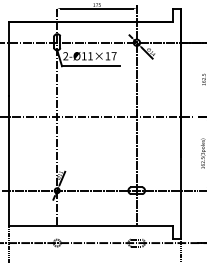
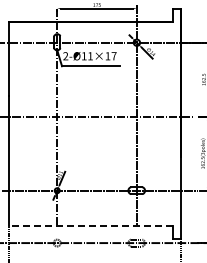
line: solid -> dashed (90, 226)
